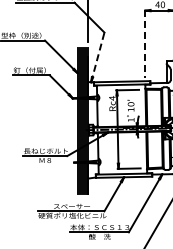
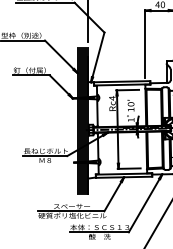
line: dashed -> solid (145, 44)
line: dashed -> solid (97, 57)
